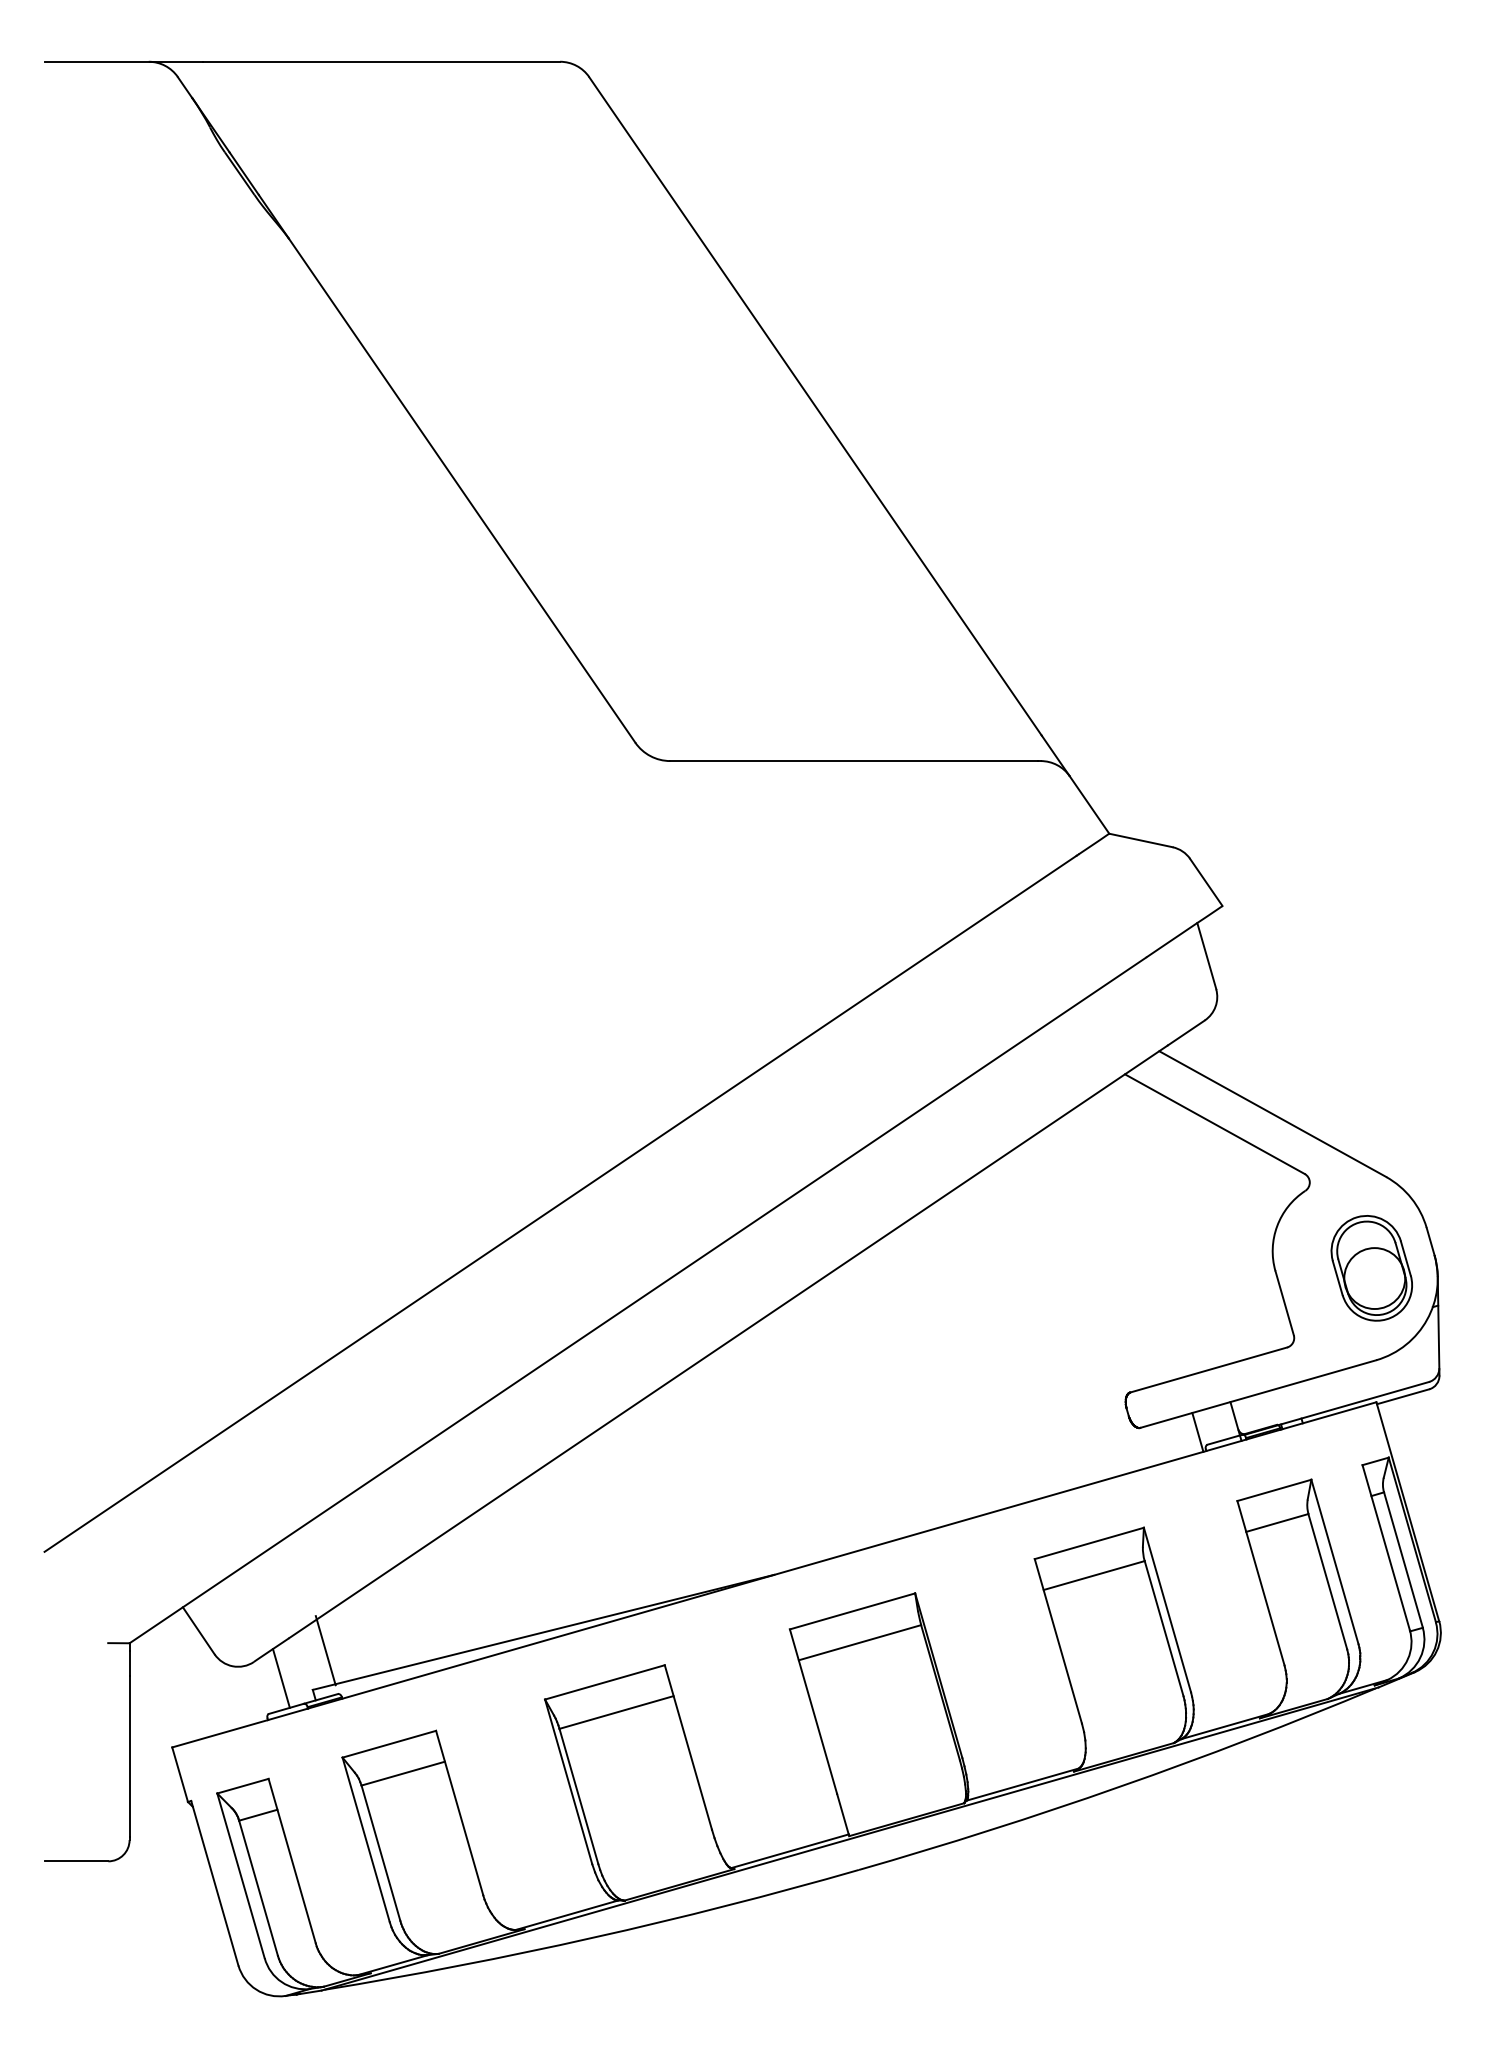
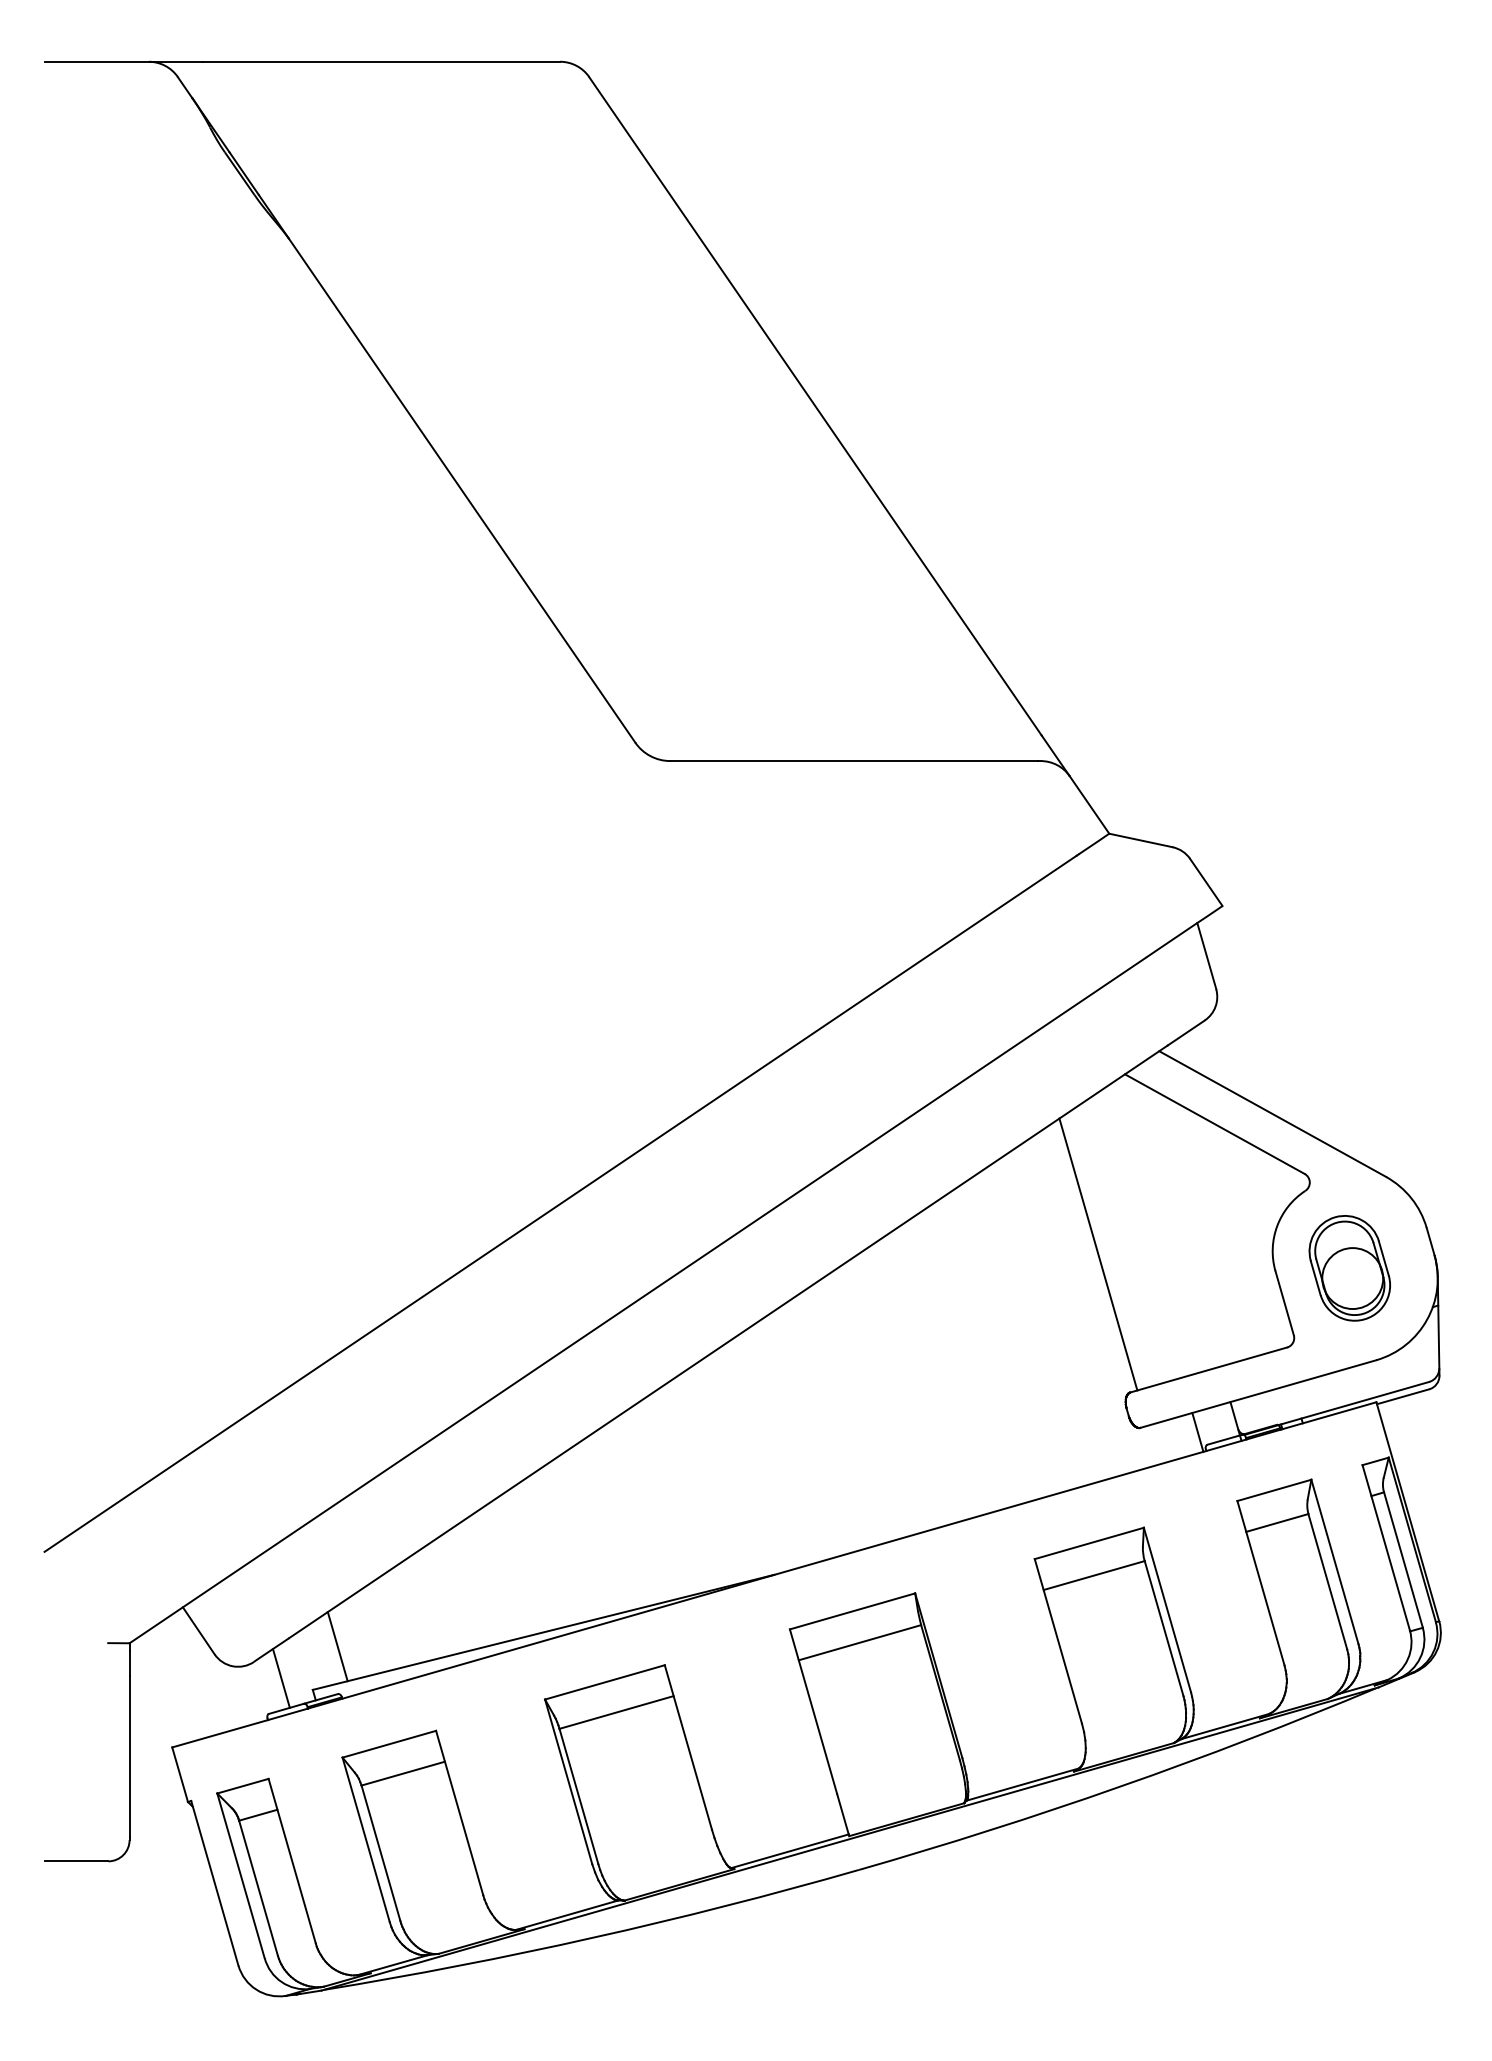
line: none -> present (1098, 1254)
part position: (1371, 1268) -> (1349, 1268) (1349, 1268)
line position: (325, 1650) -> (337, 1646) (337, 1646)
